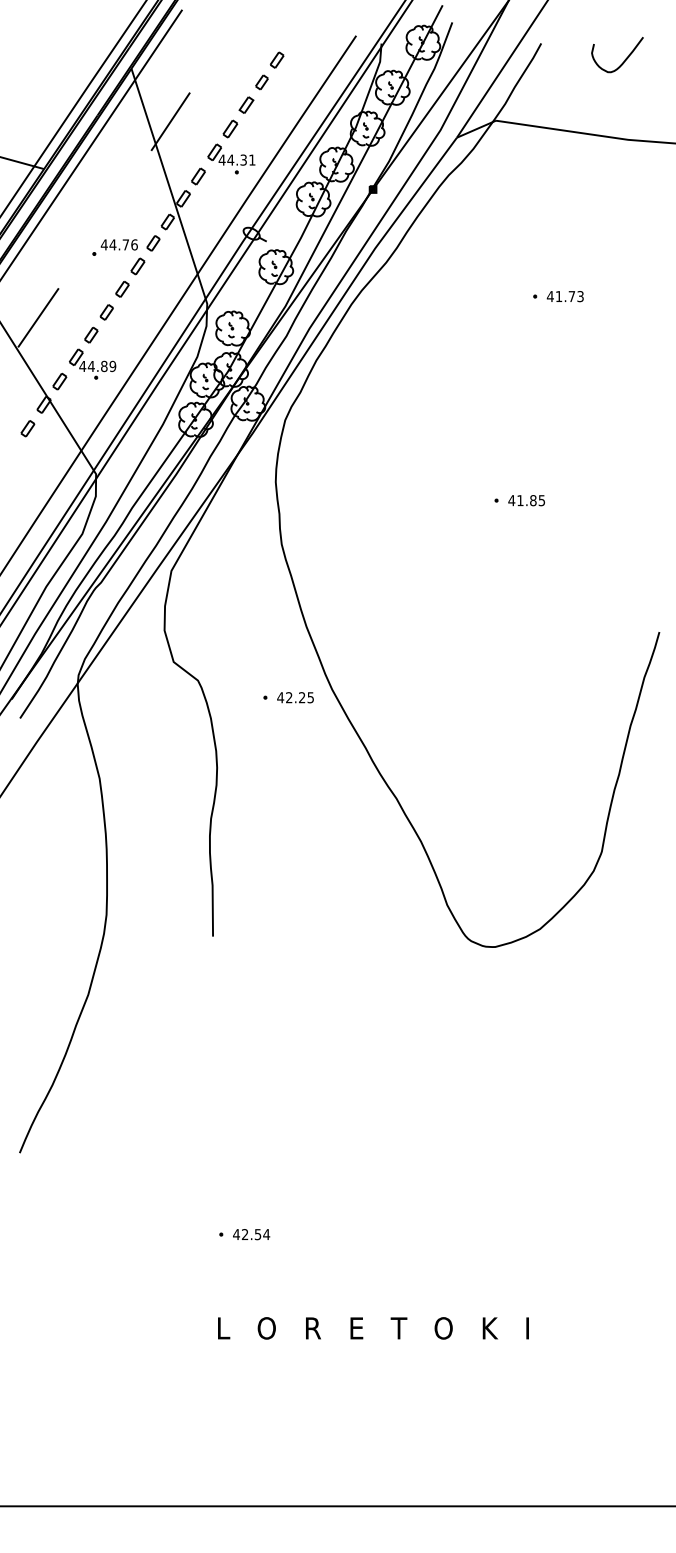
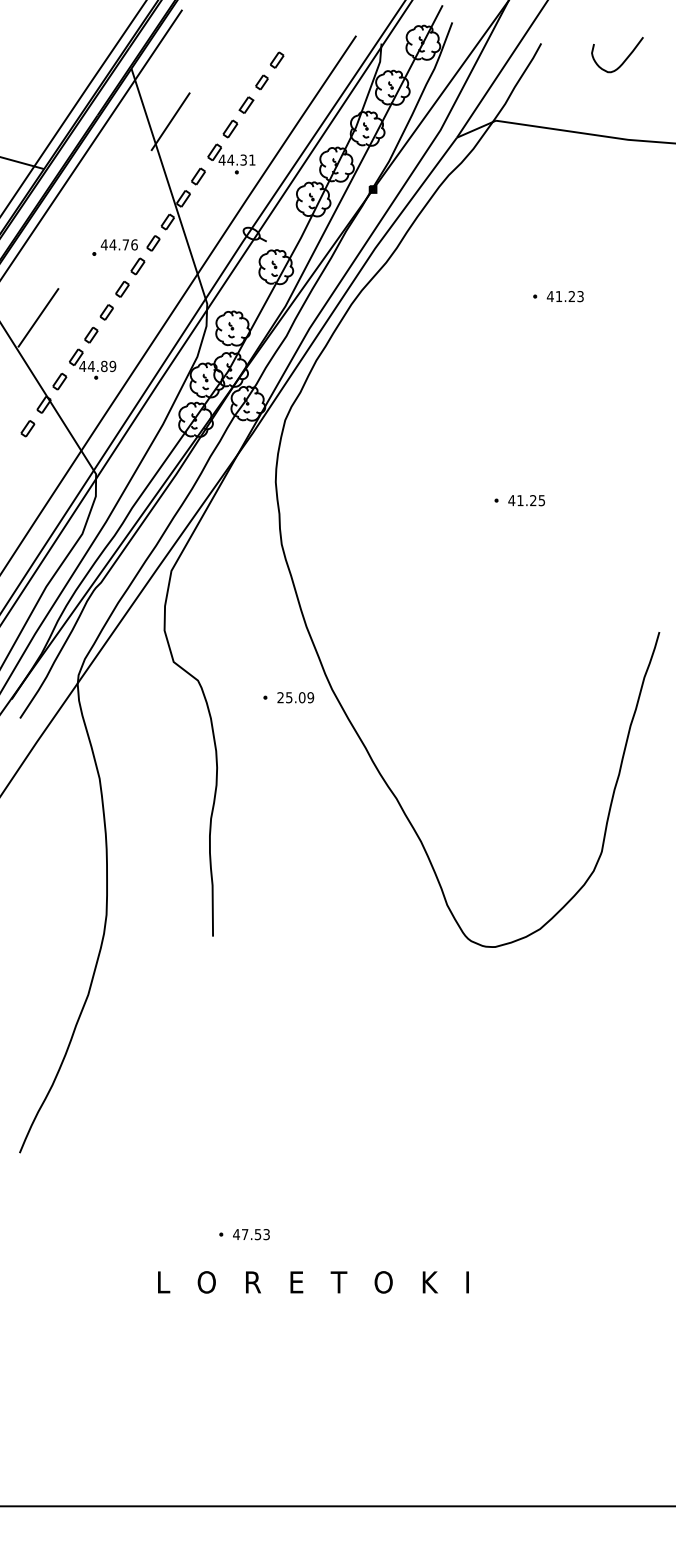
text: 41.73 -> 41.23 (571, 296)
text: 41.85 -> 41.25 (533, 500)
text: 42.25 -> 25.09 (295, 697)
text: 42.54 -> 47.53 (255, 1234)
text position: (373, 1328) -> (313, 1282) (313, 1282)
